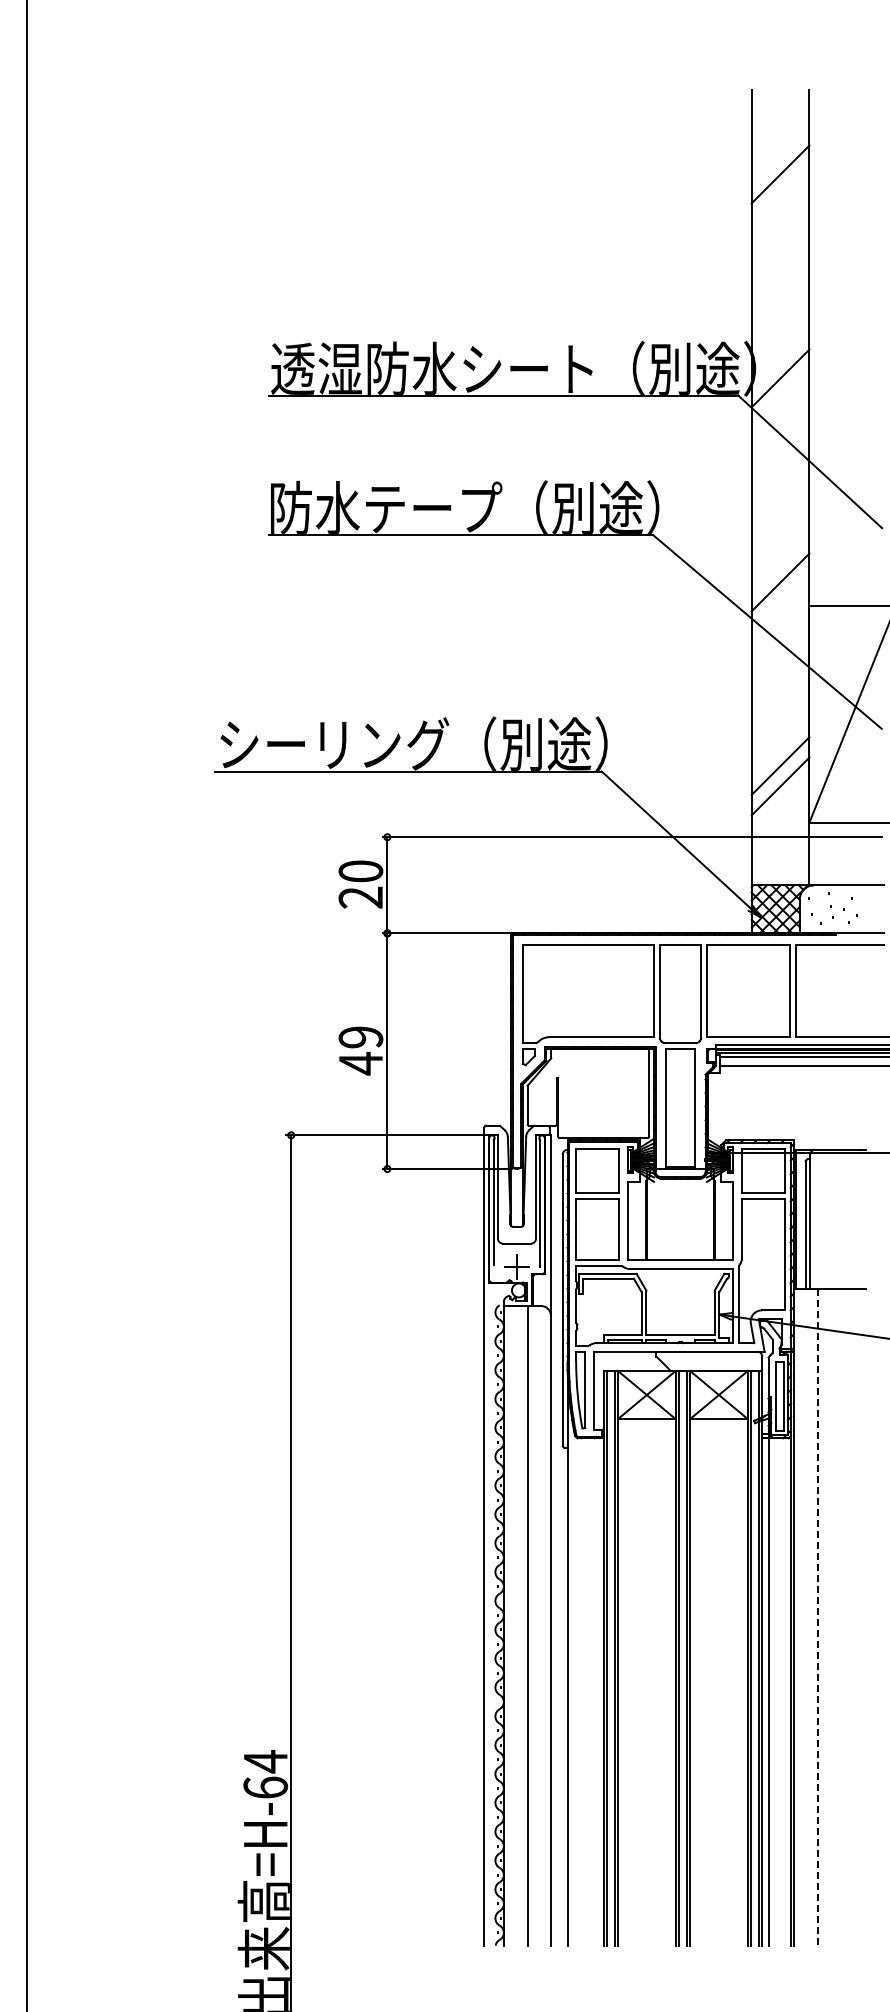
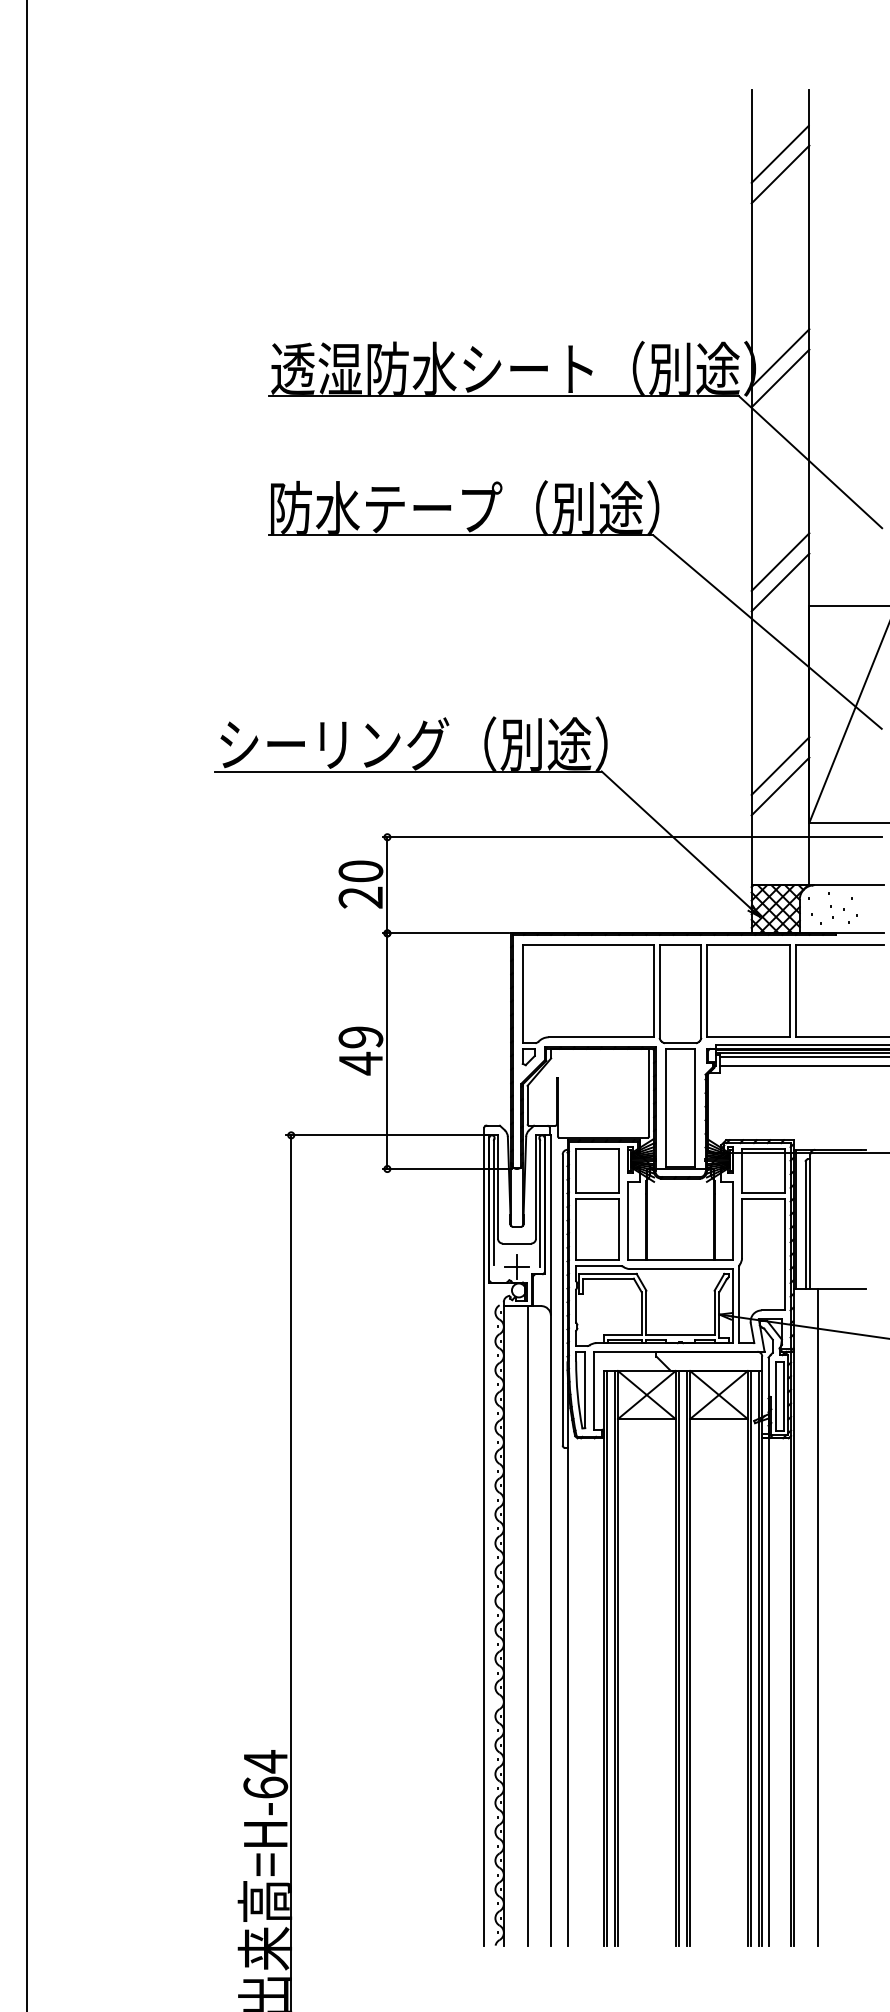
line: none -> present (779, 153)
line: none -> present (780, 357)
line: none -> present (780, 561)
line: dashed -> solid (817, 1617)
